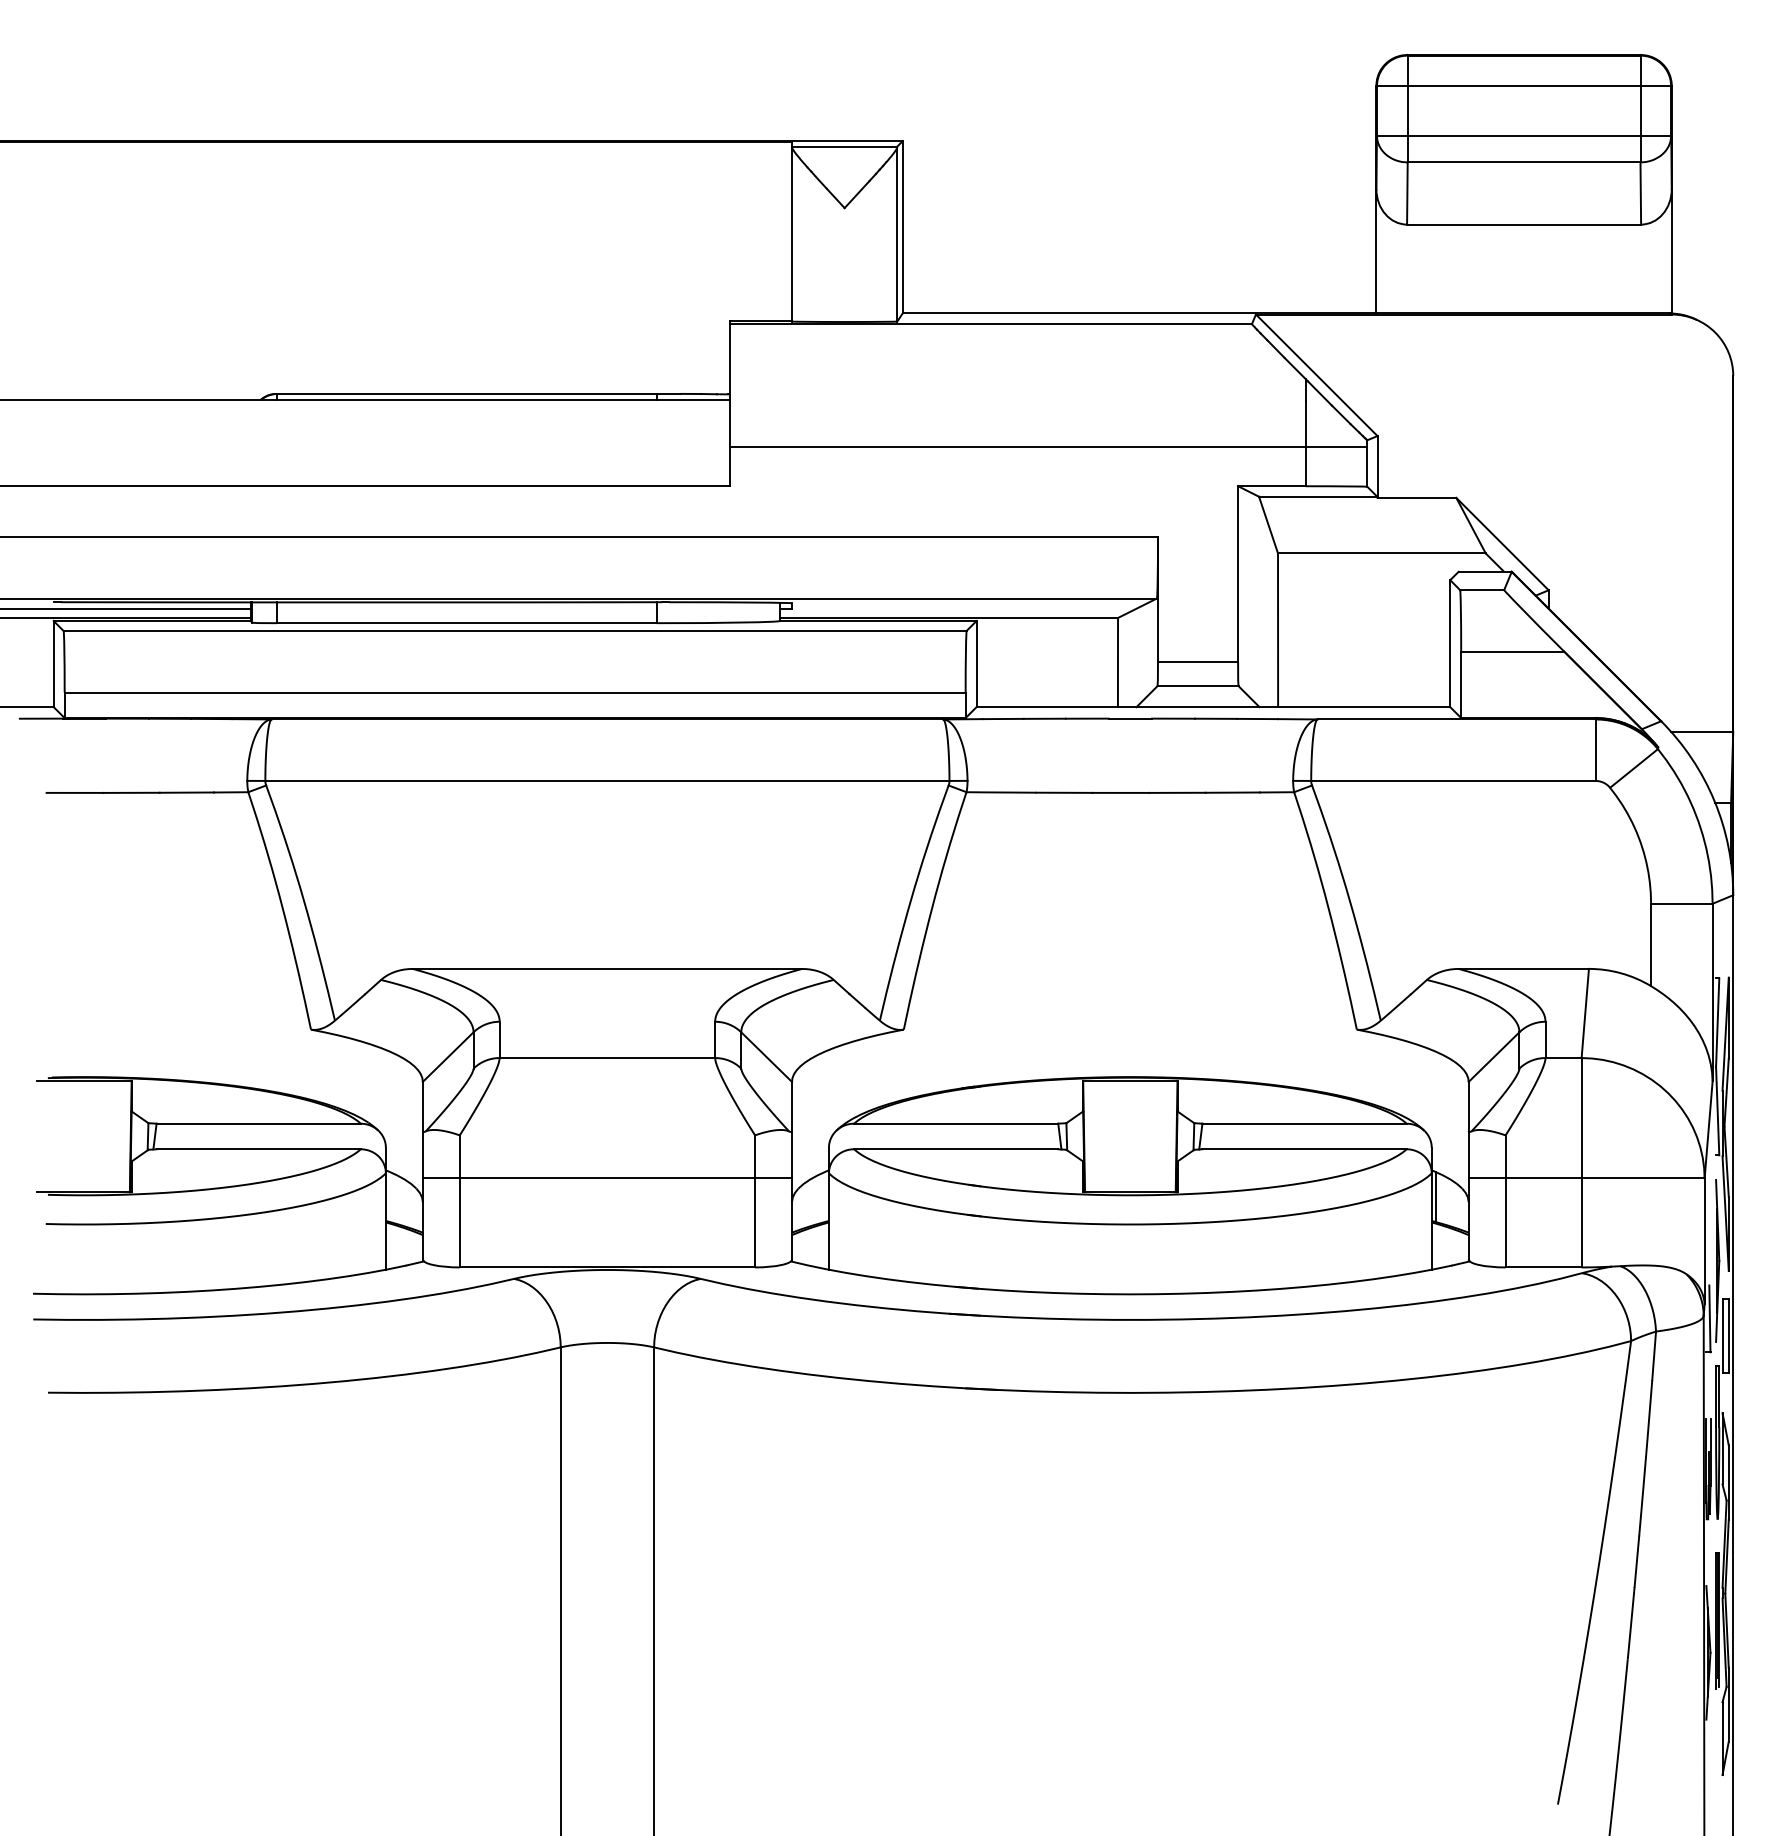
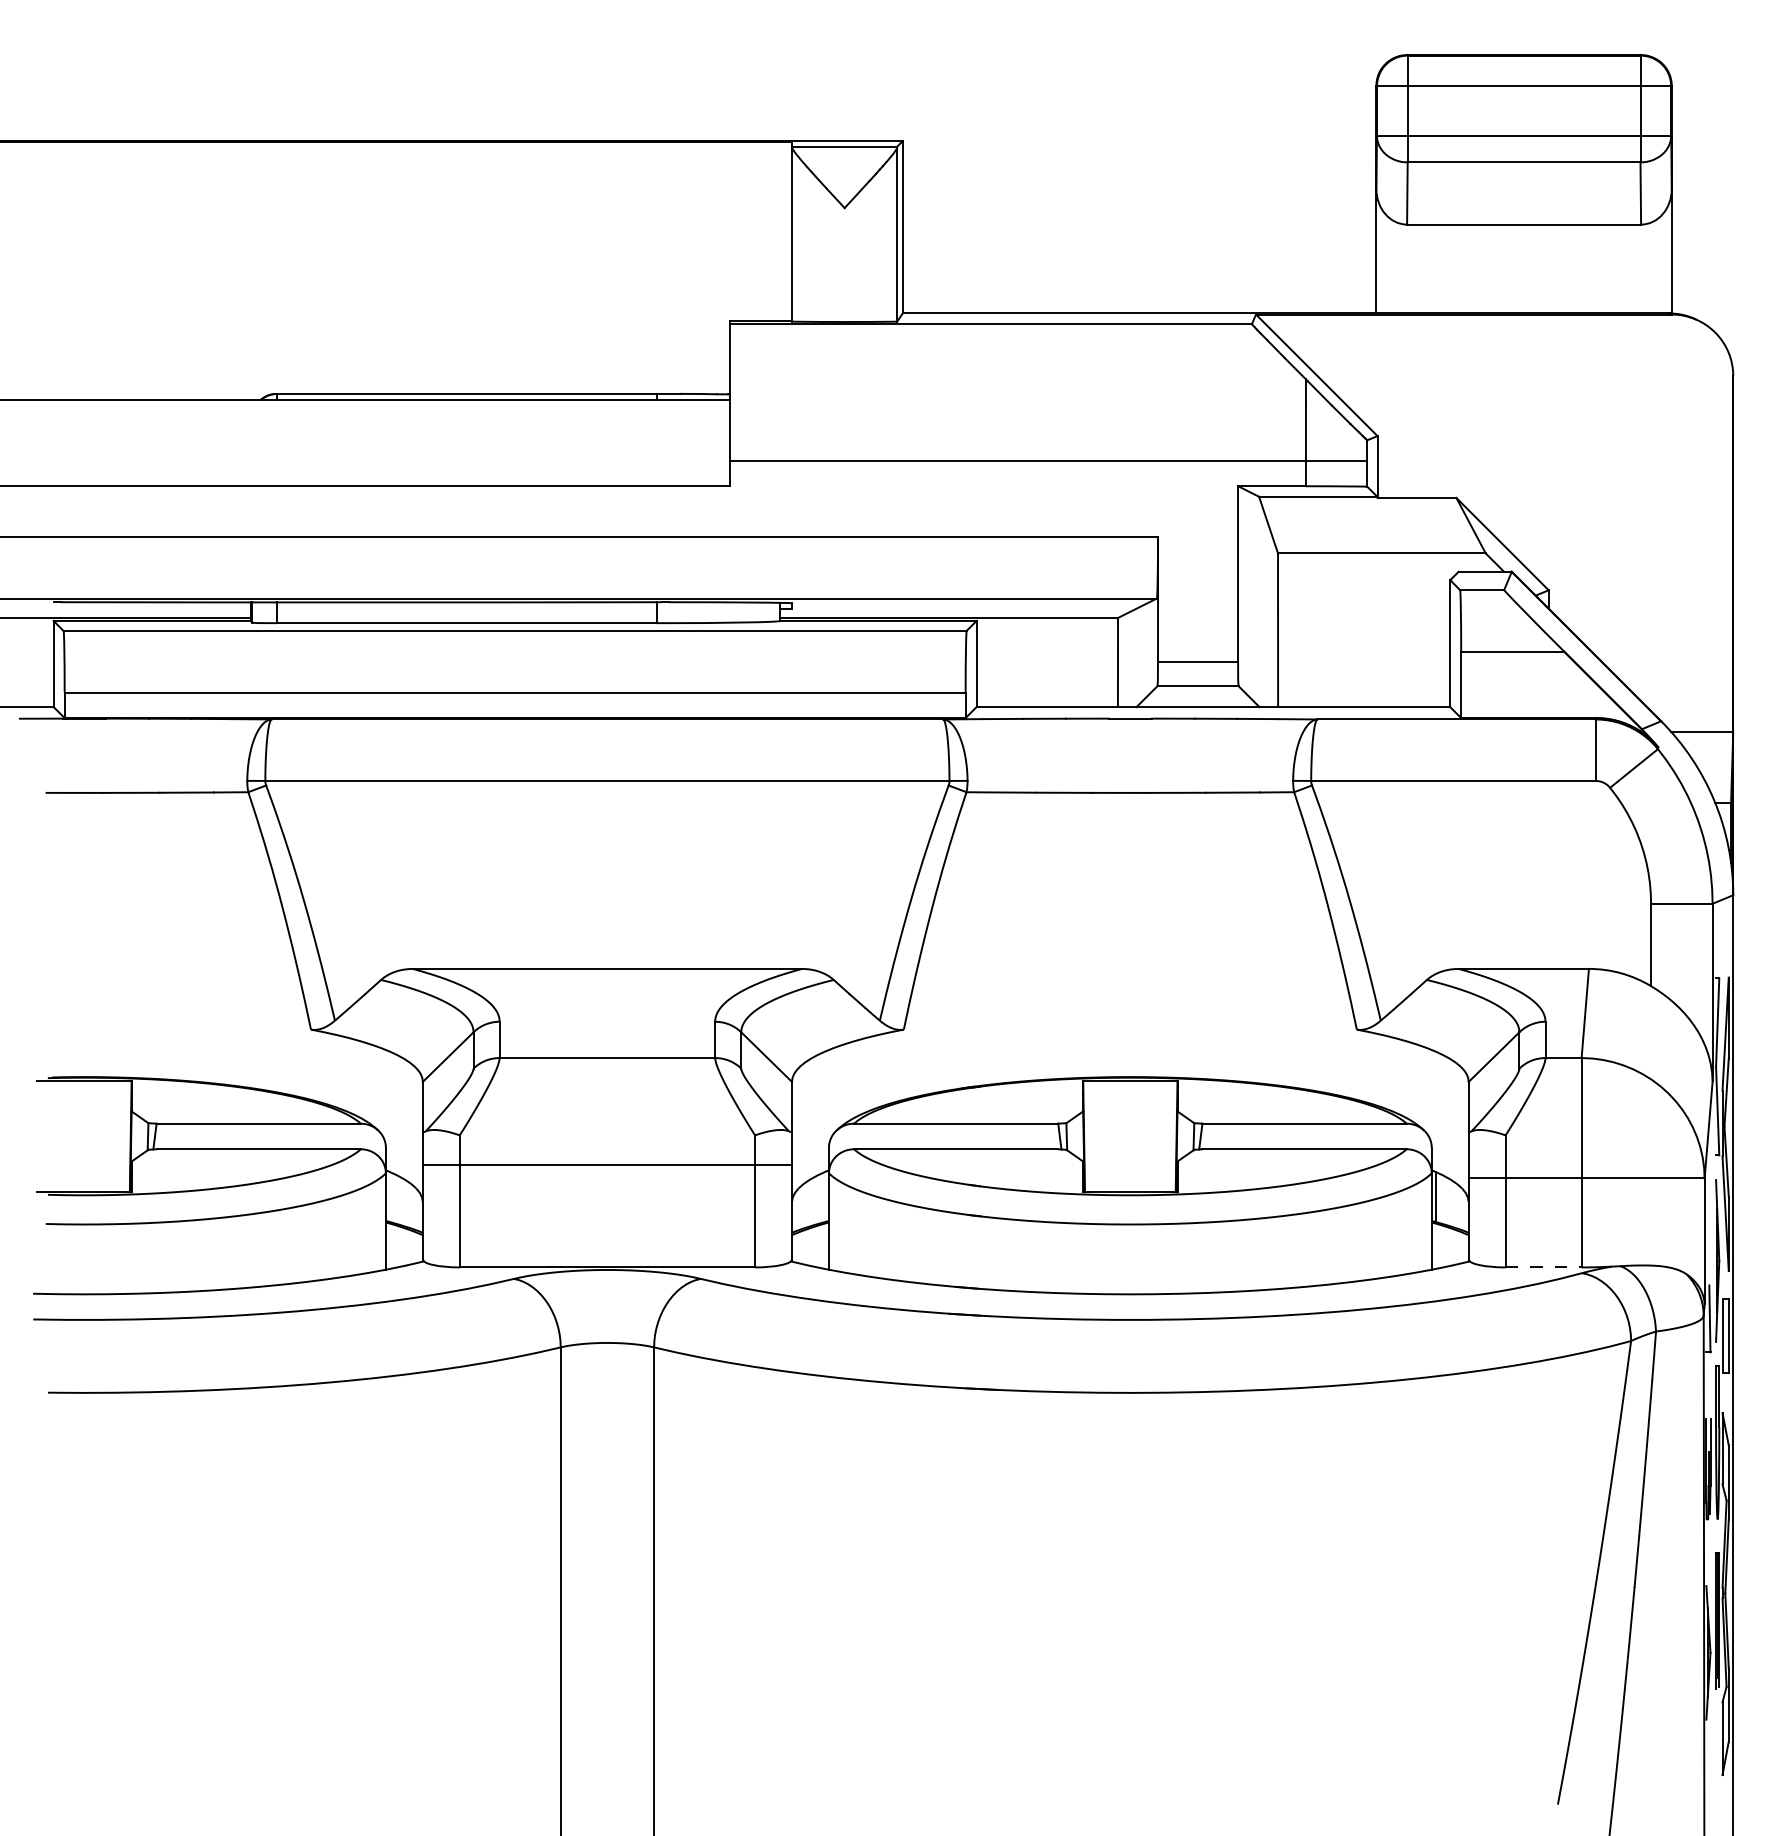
line position: (1048, 447) -> (1048, 461) (1048, 461)
line: present -> none (126, 608)
line position: (606, 1178) -> (606, 1165) (606, 1165)
line: solid -> dashed (1544, 1267)
